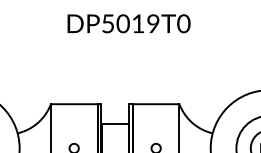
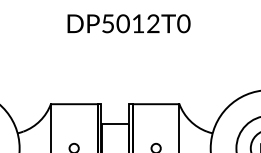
text: DP5019T0 -> DP5012T0 (153, 24)
